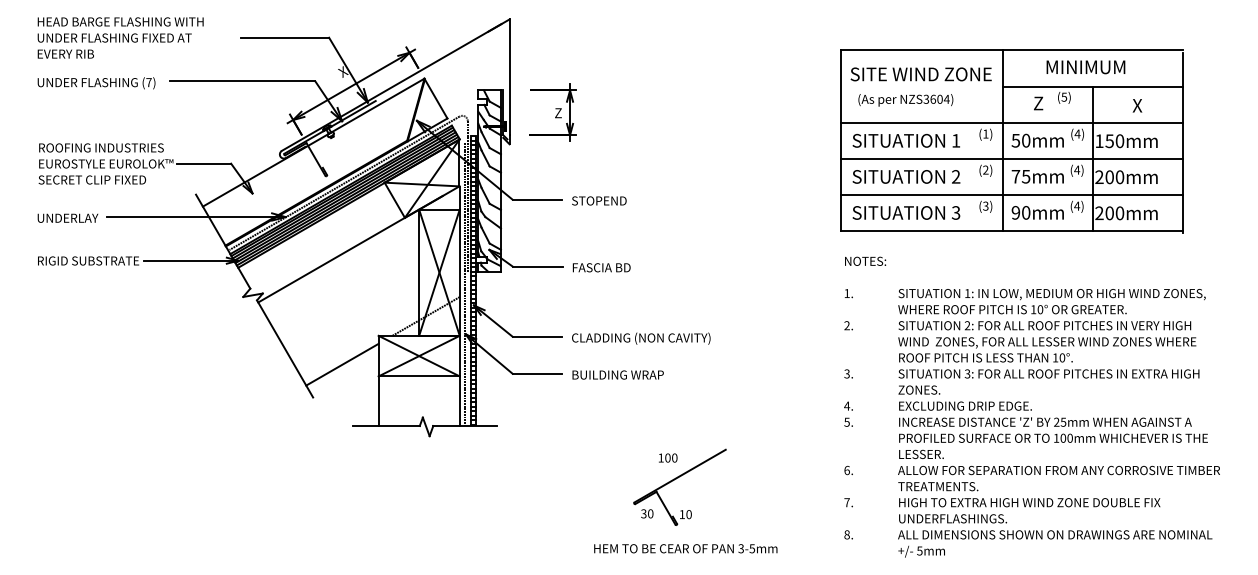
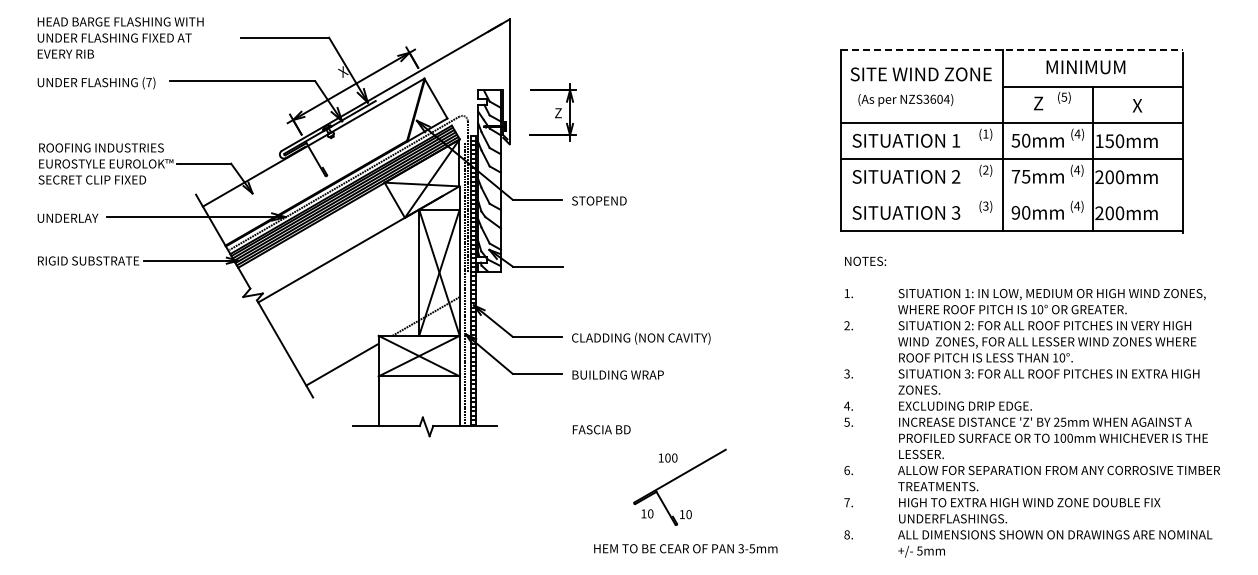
line: solid -> dashed (1012, 50)
line: present -> none (1011, 194)
text position: (601, 267) -> (601, 429) (601, 429)
text: 30 -> 10 (643, 513)
